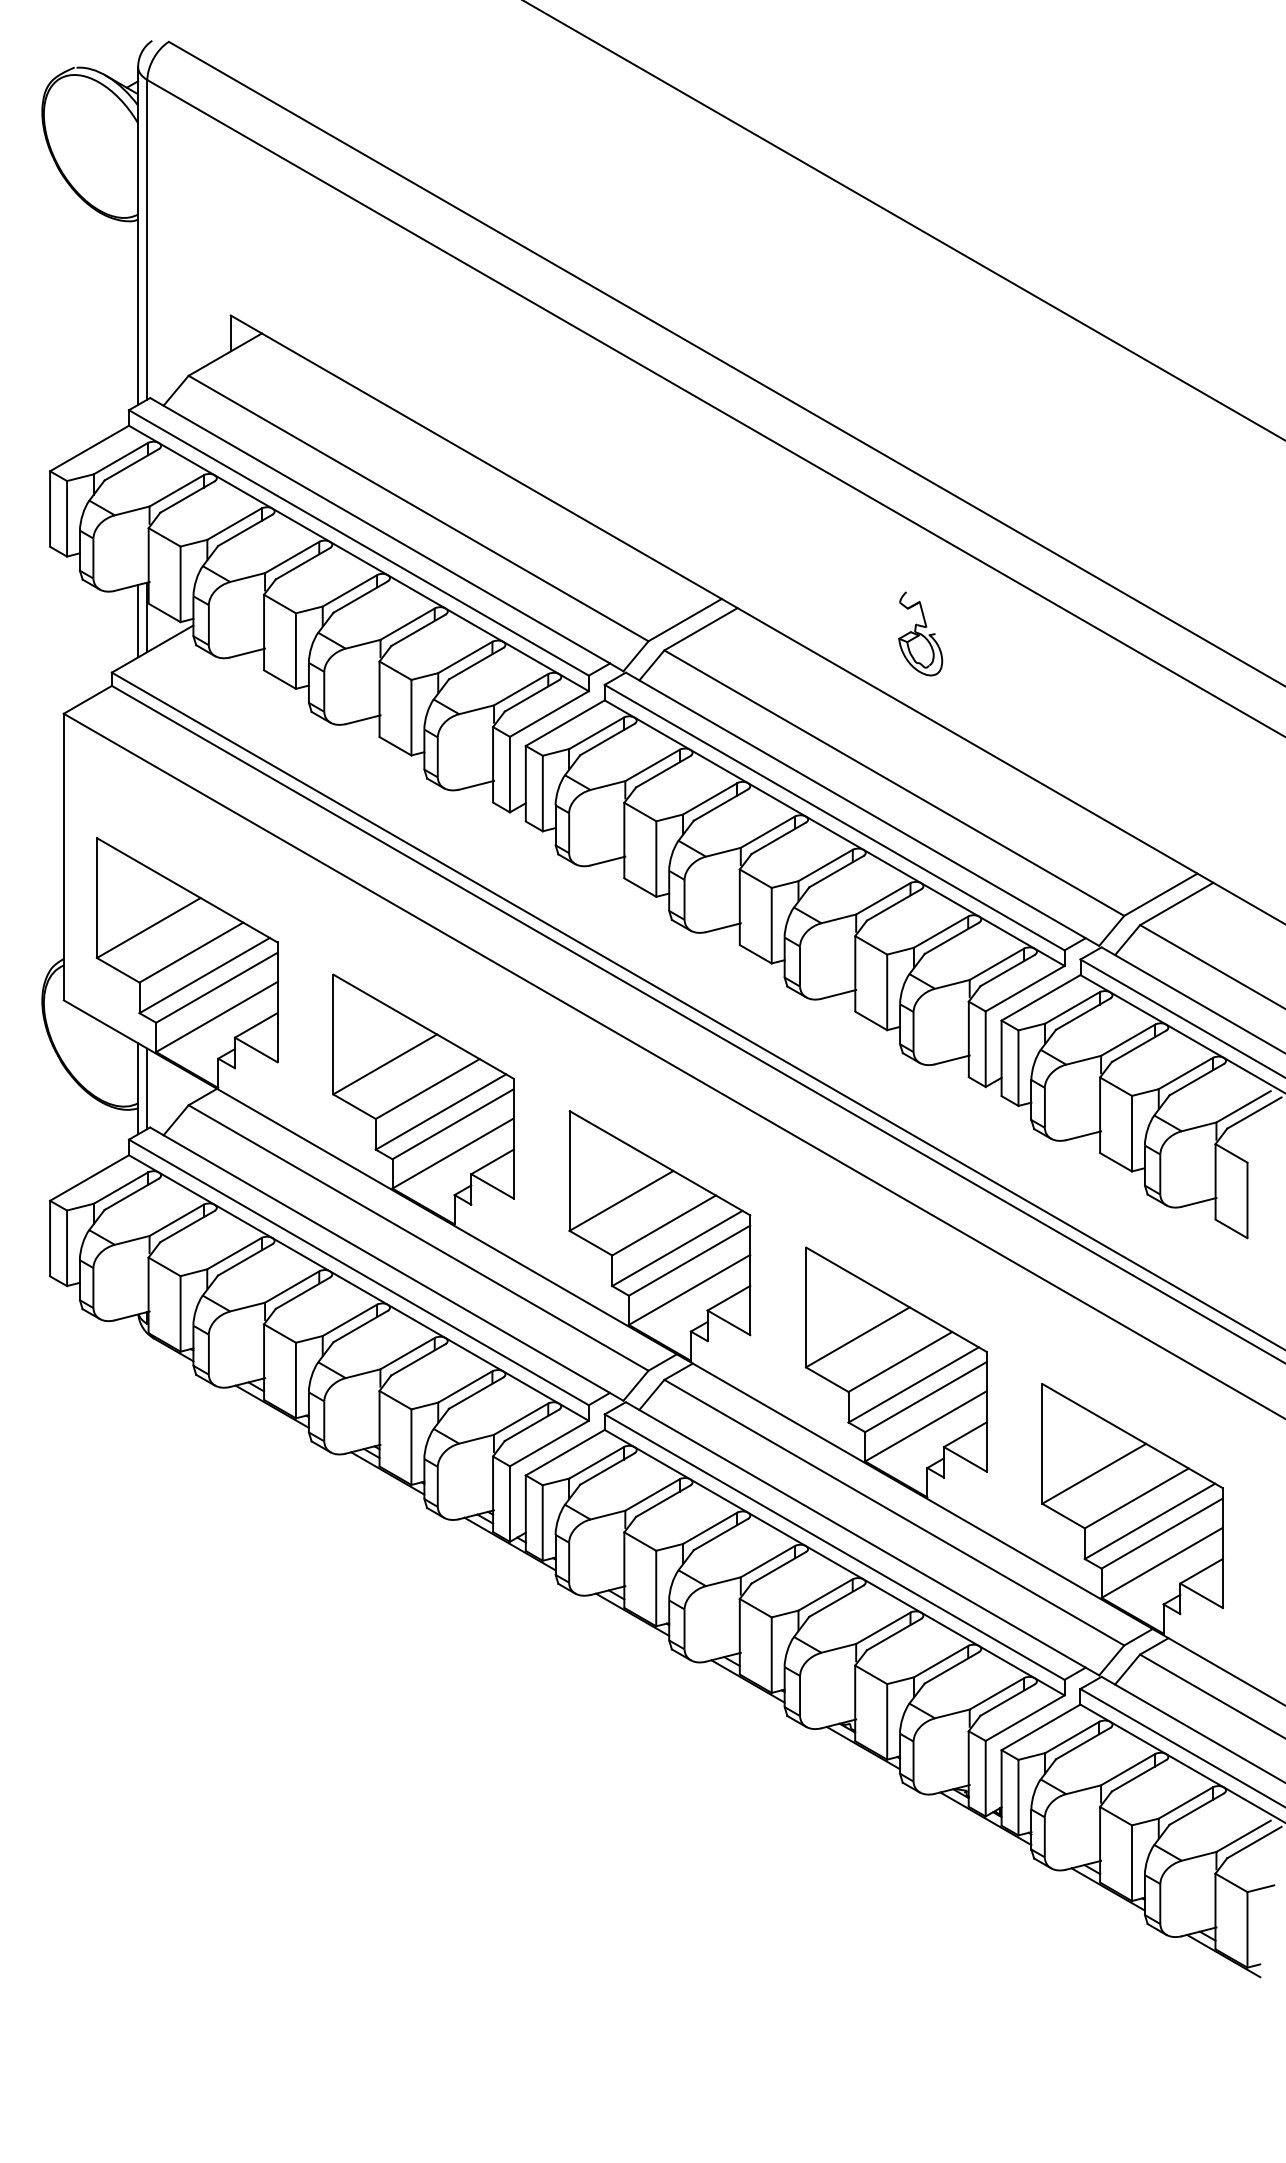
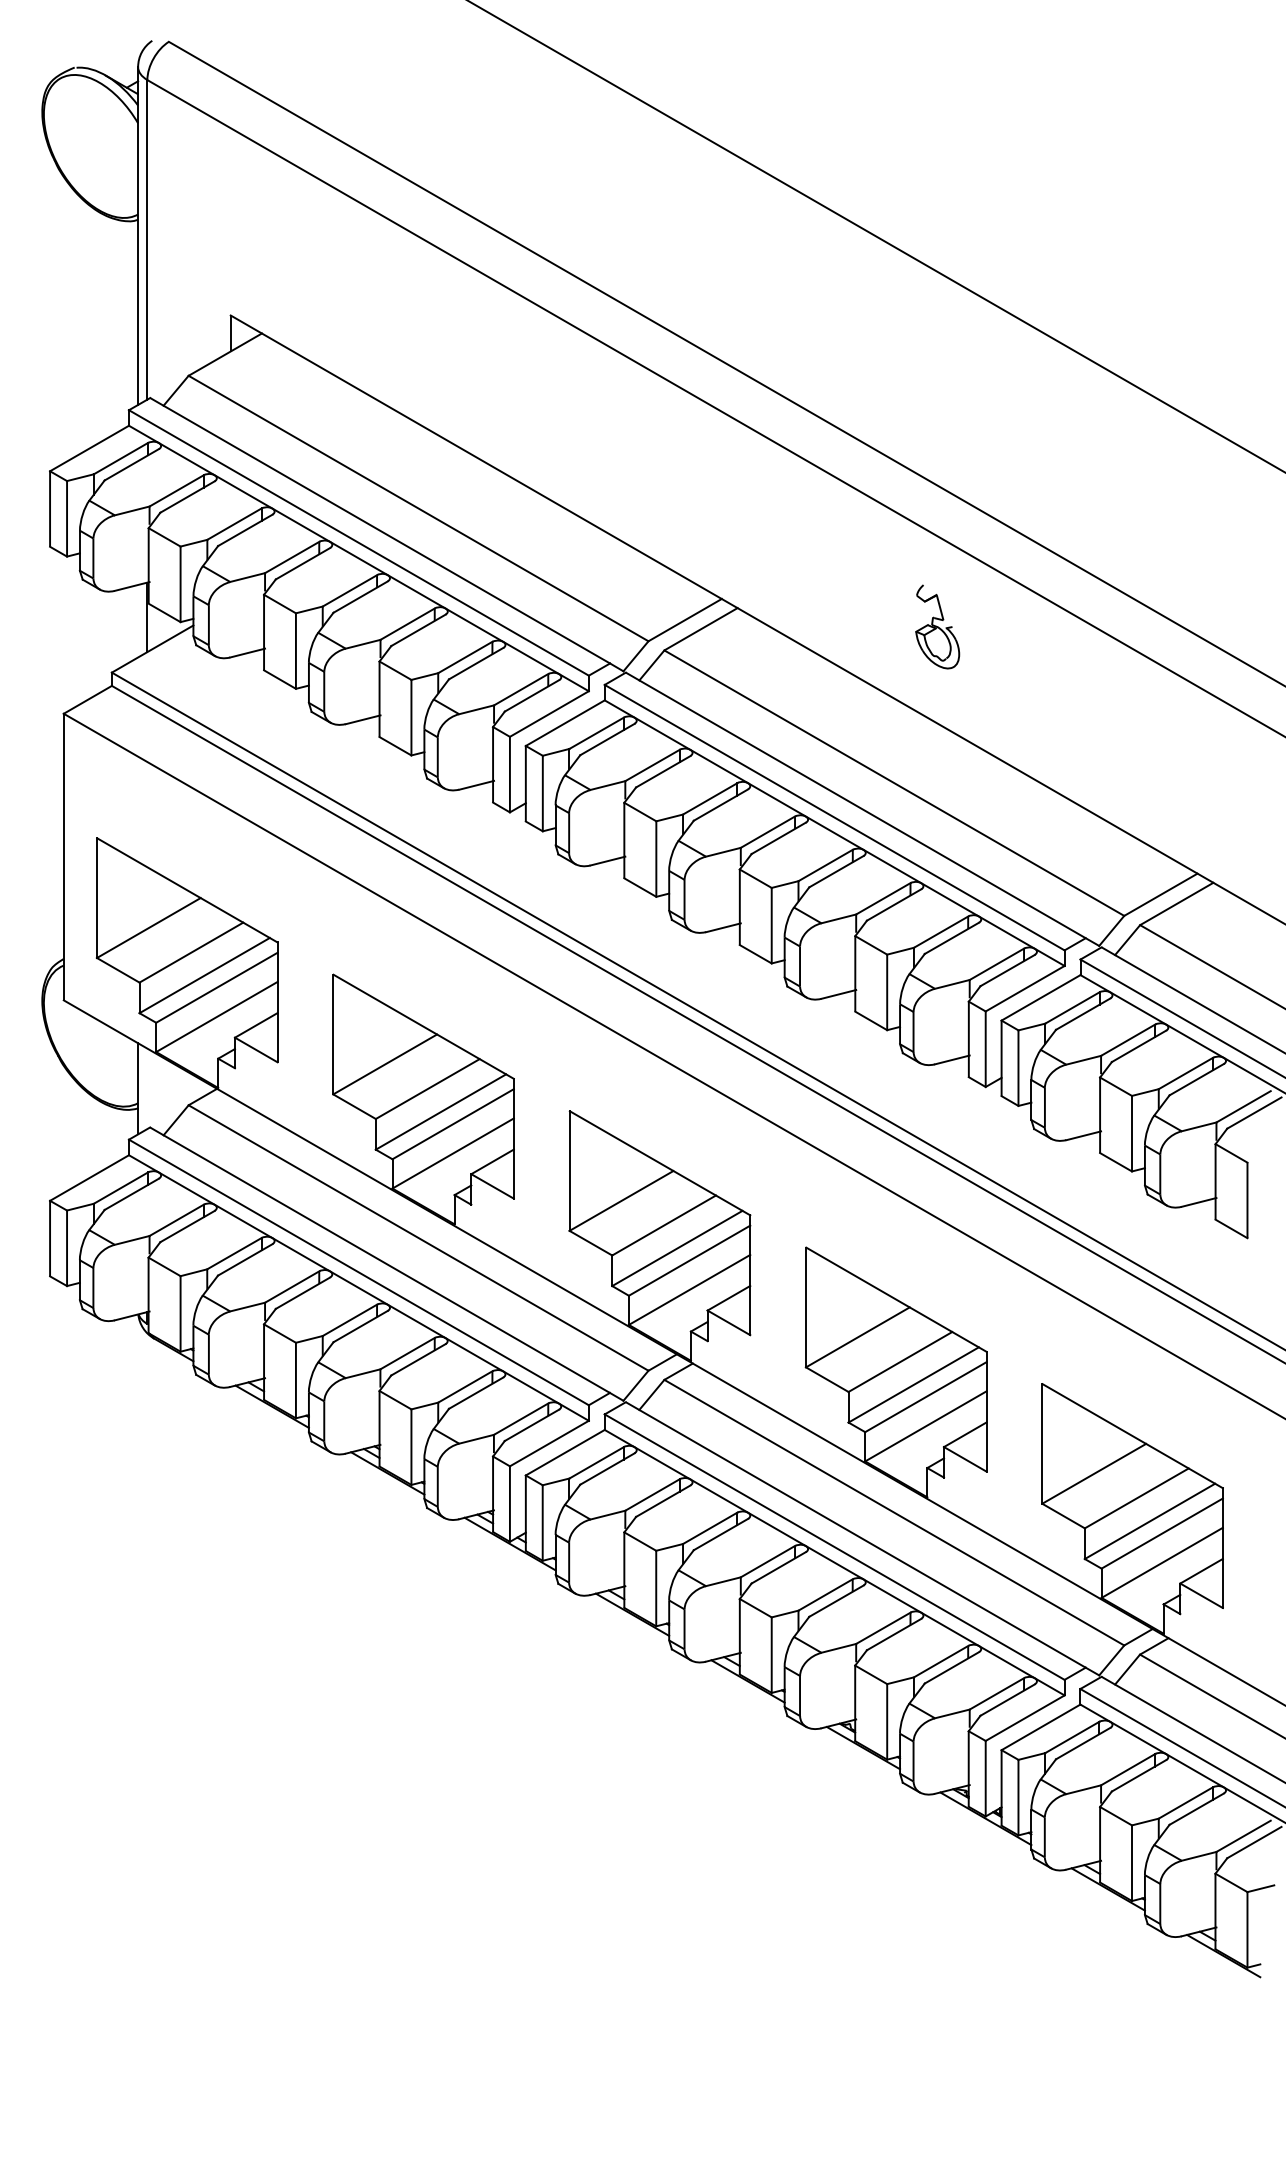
line position: (903, 220) -> (876, 236) (876, 236)
line: present -> none (138, 621)
part position: (920, 633) -> (937, 626) (937, 626)
line: present -> none (147, 1088)
